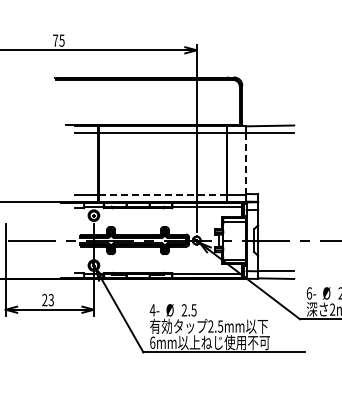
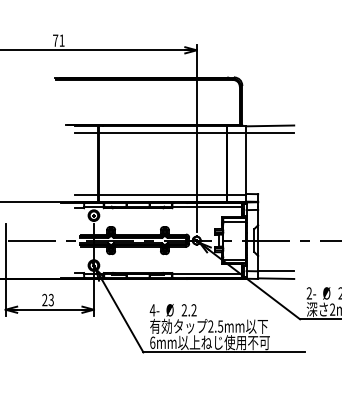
text: 75 -> 71 (61, 40)
line: dashed -> solid (246, 163)
line: dashed -> solid (163, 194)
text: 6- -> 2- (309, 293)
text: 2.5 -> 2.2 (193, 310)
